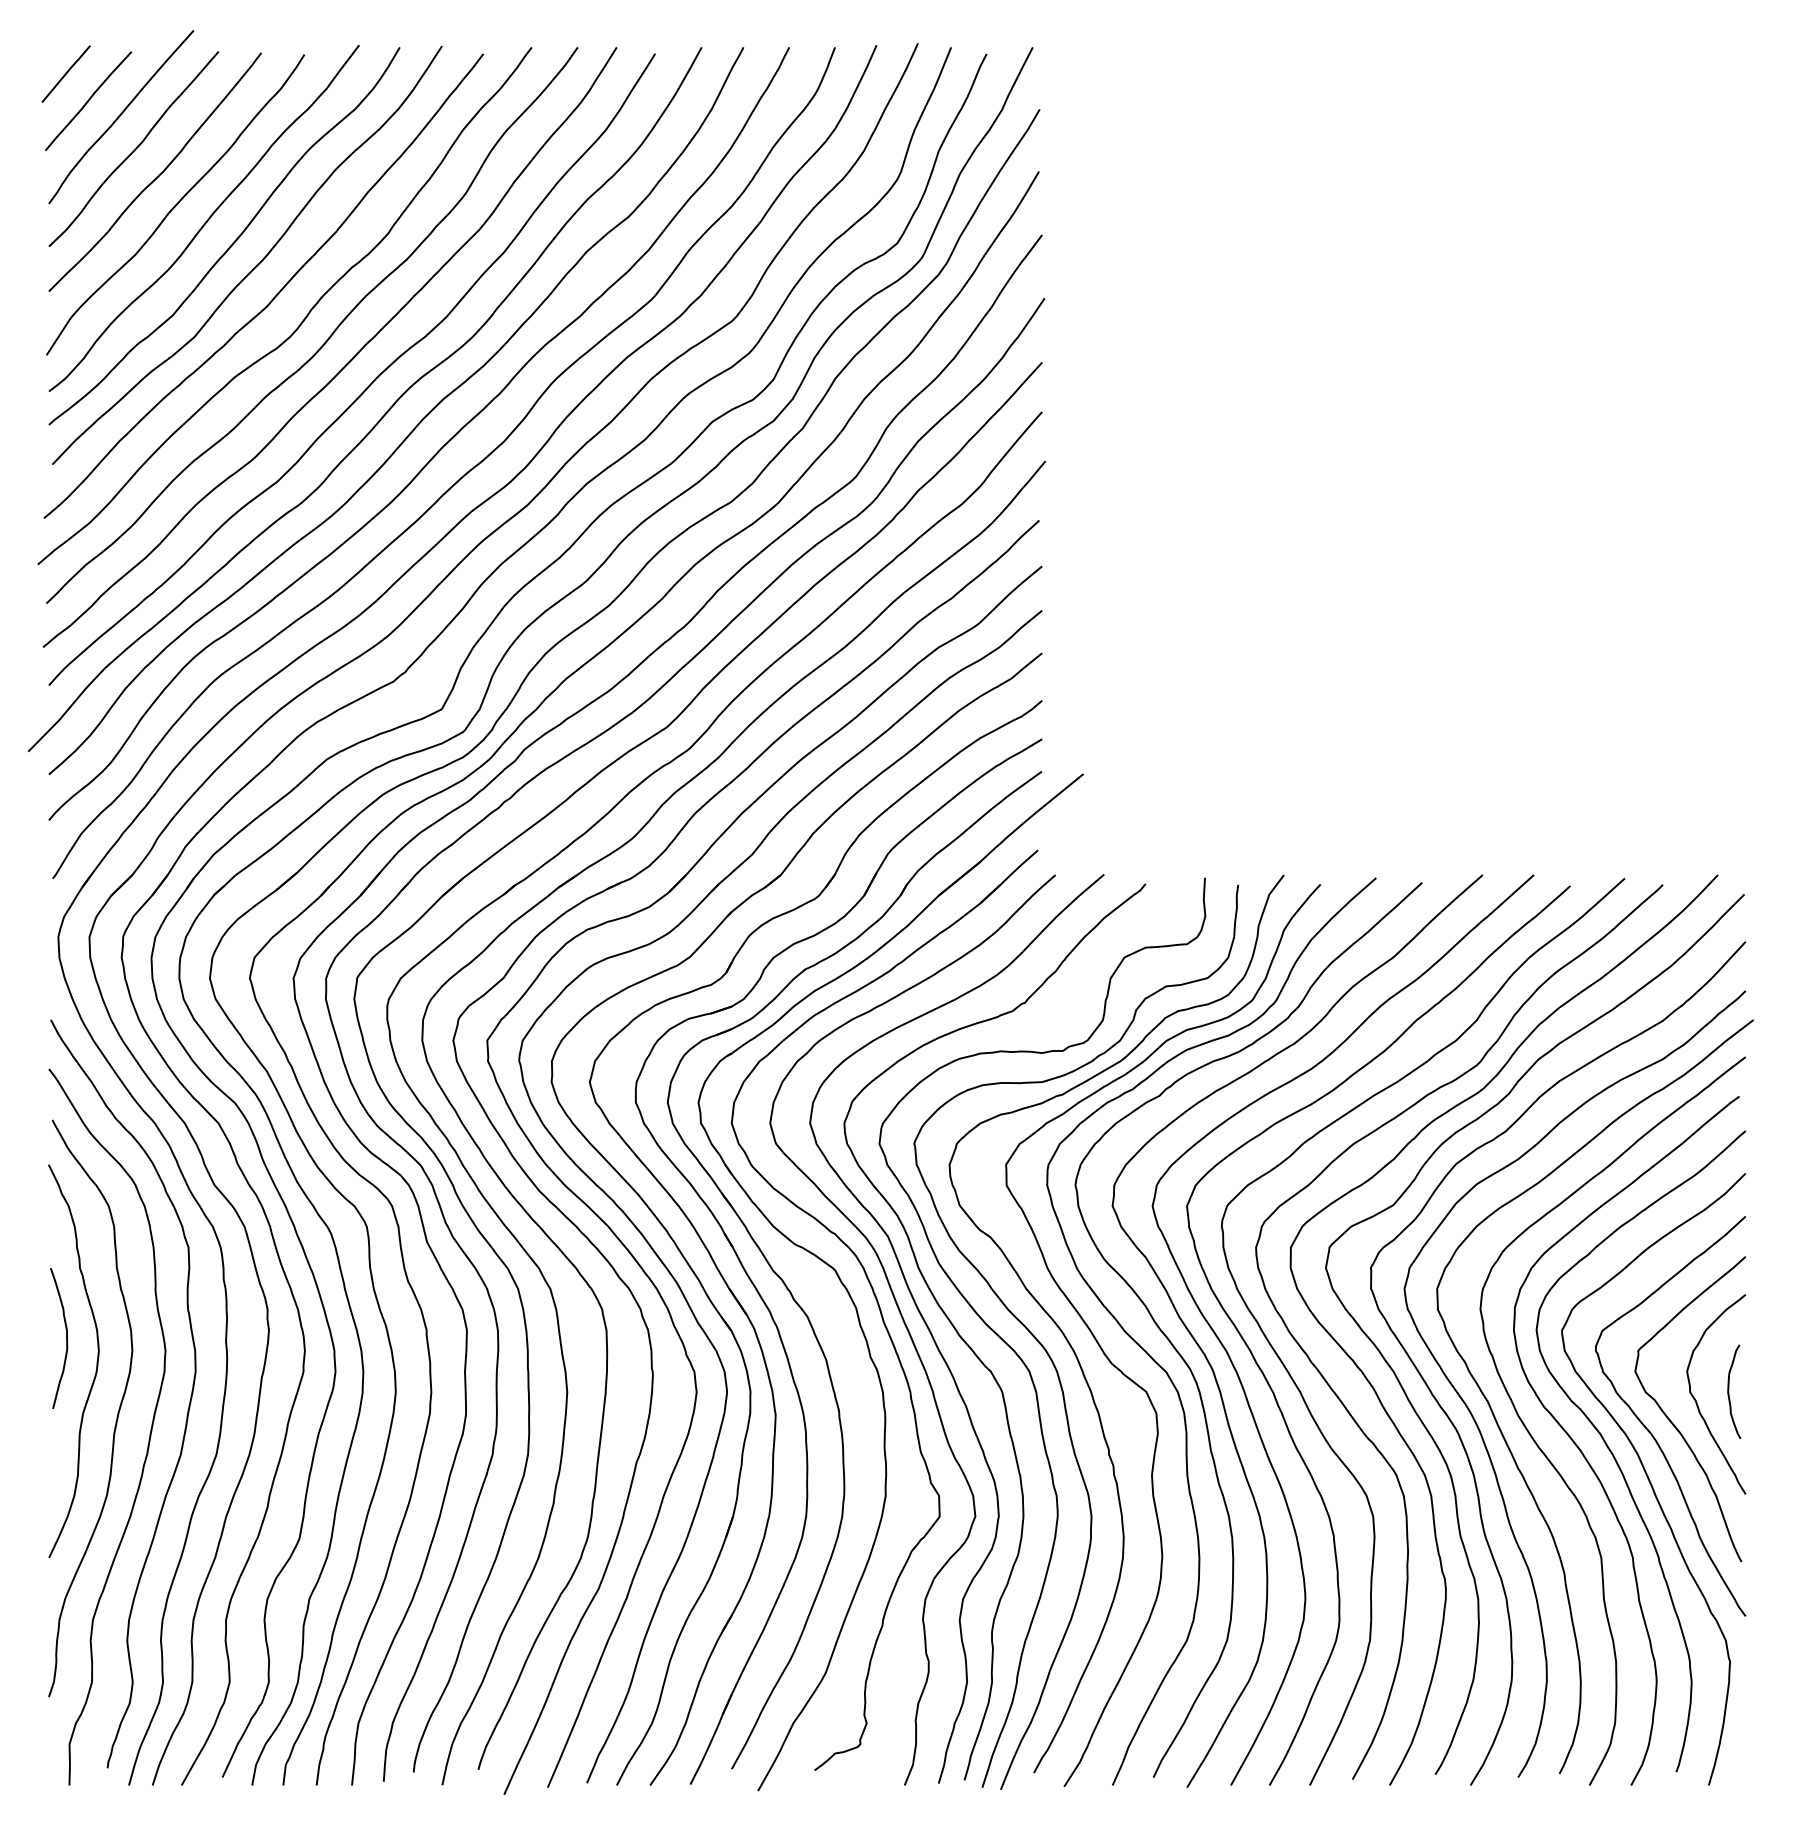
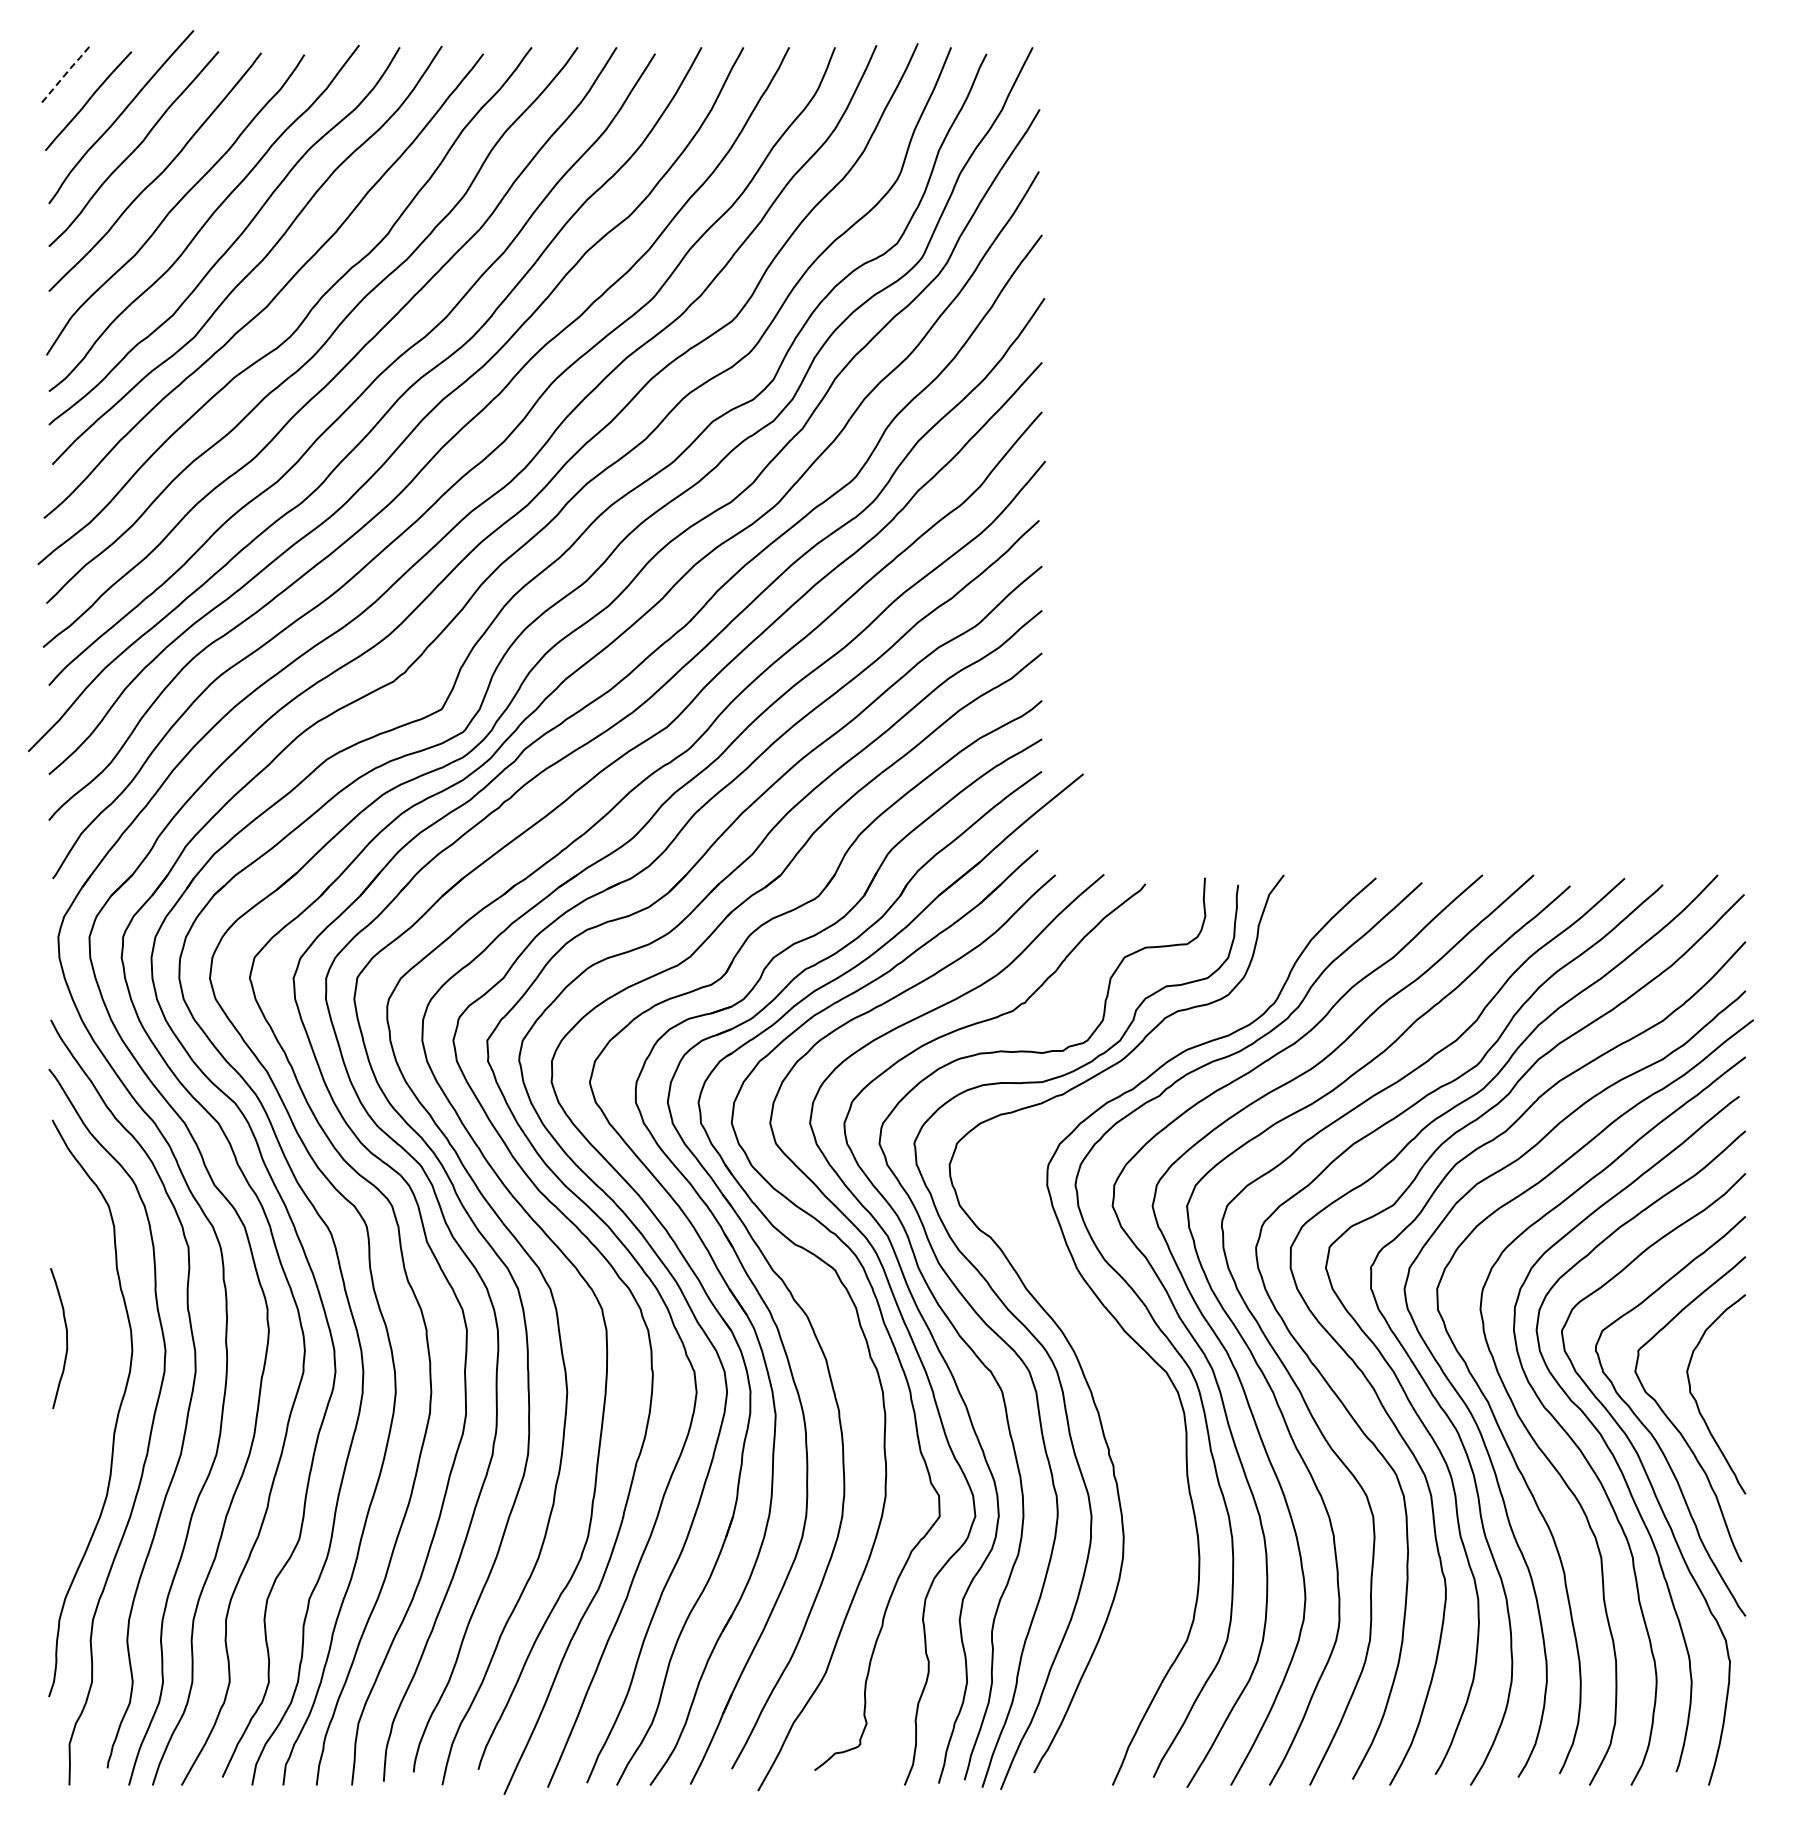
line: solid -> dashed (66, 72)
curve: present -> none (96, 1361)
curve: present -> none (1132, 1379)
curve: present -> none (1729, 1391)
